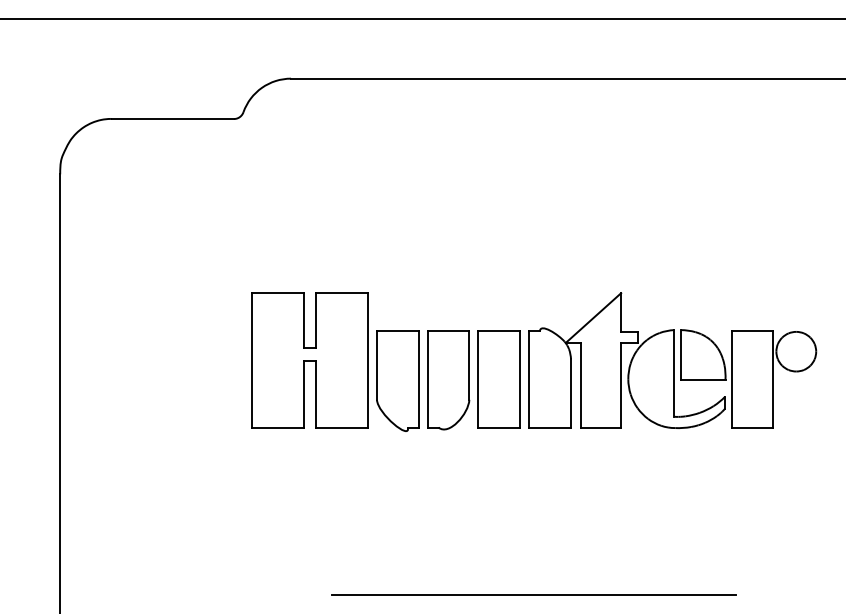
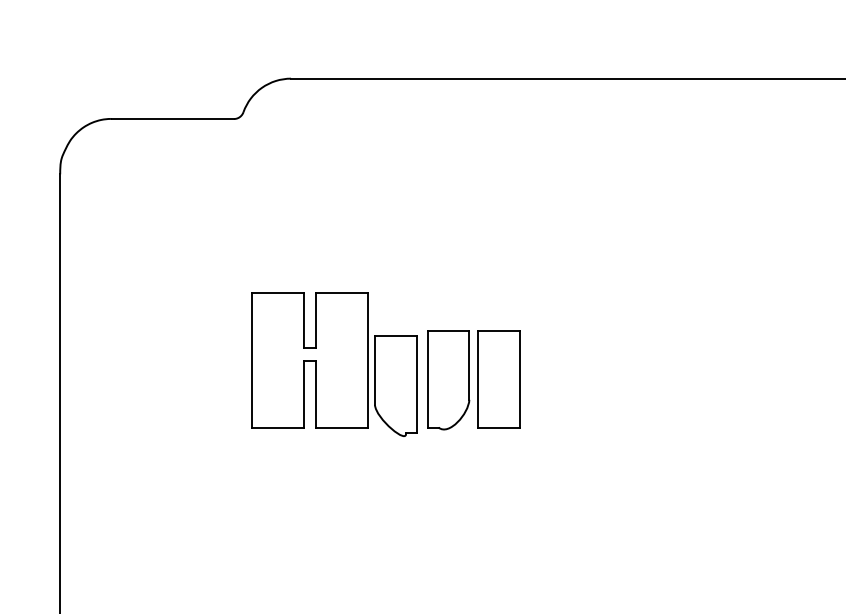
line: present -> none (422, 18)
part: present -> none (672, 360)
part position: (397, 380) -> (395, 385) (395, 385)
line: present -> none (533, 595)
